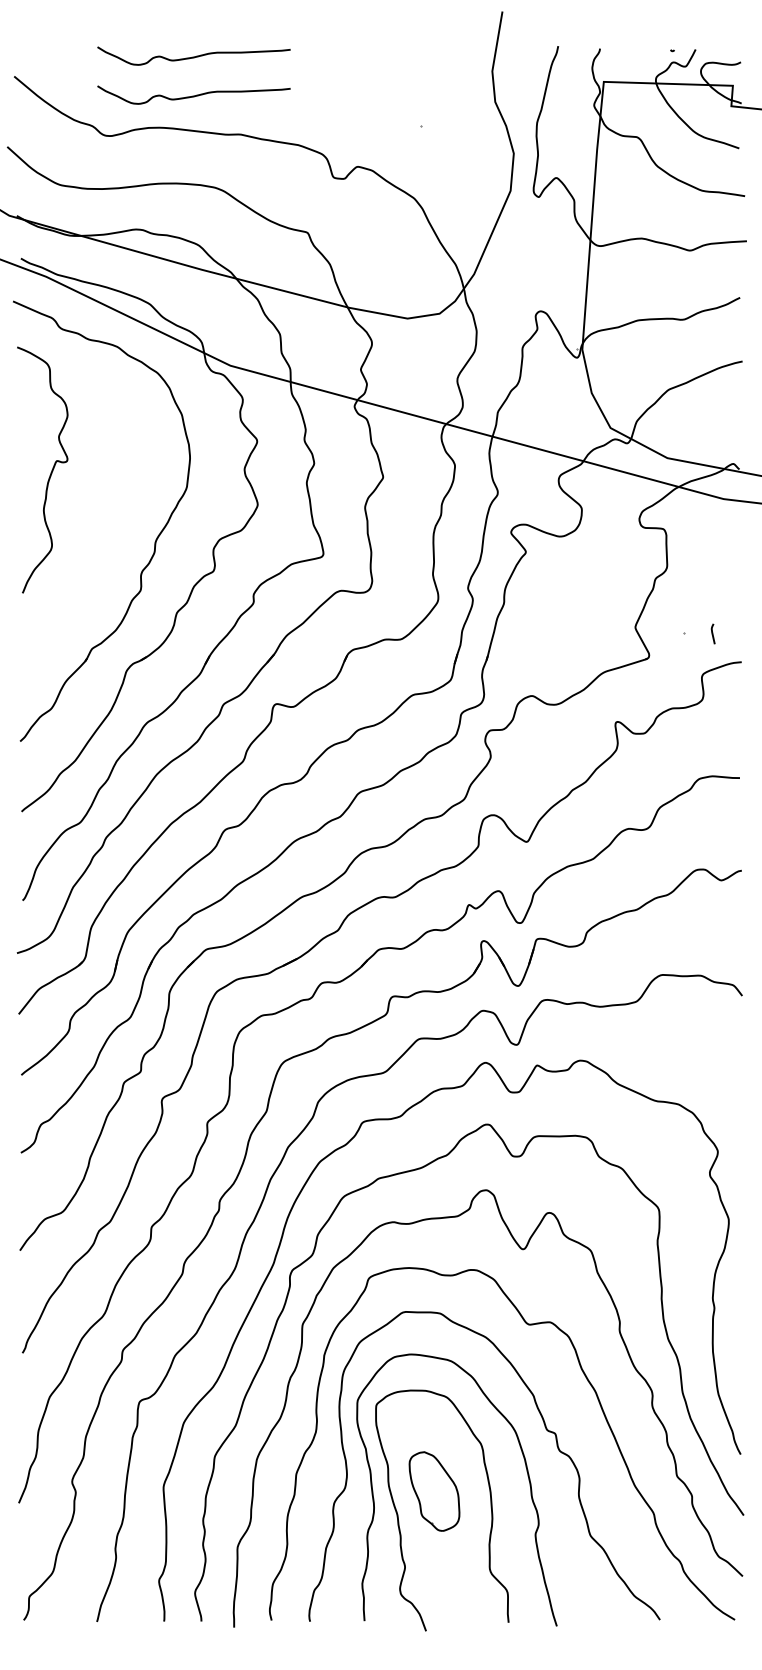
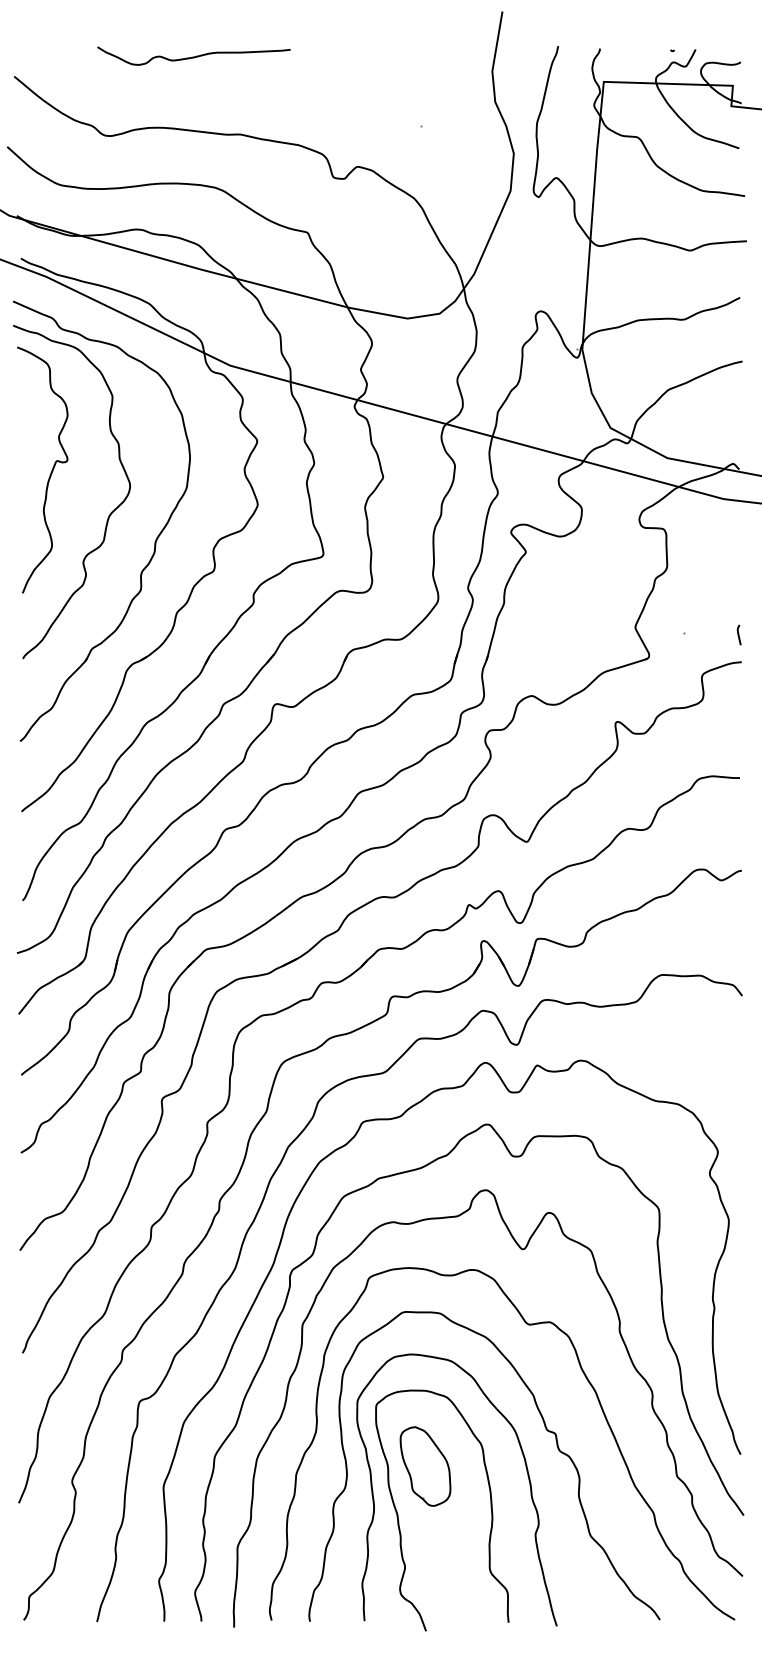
curve: present -> none (193, 95)
curve: none -> present (108, 515)
curve position: (712, 633) -> (738, 634) (738, 634)
part position: (434, 1491) -> (425, 1466) (425, 1466)
